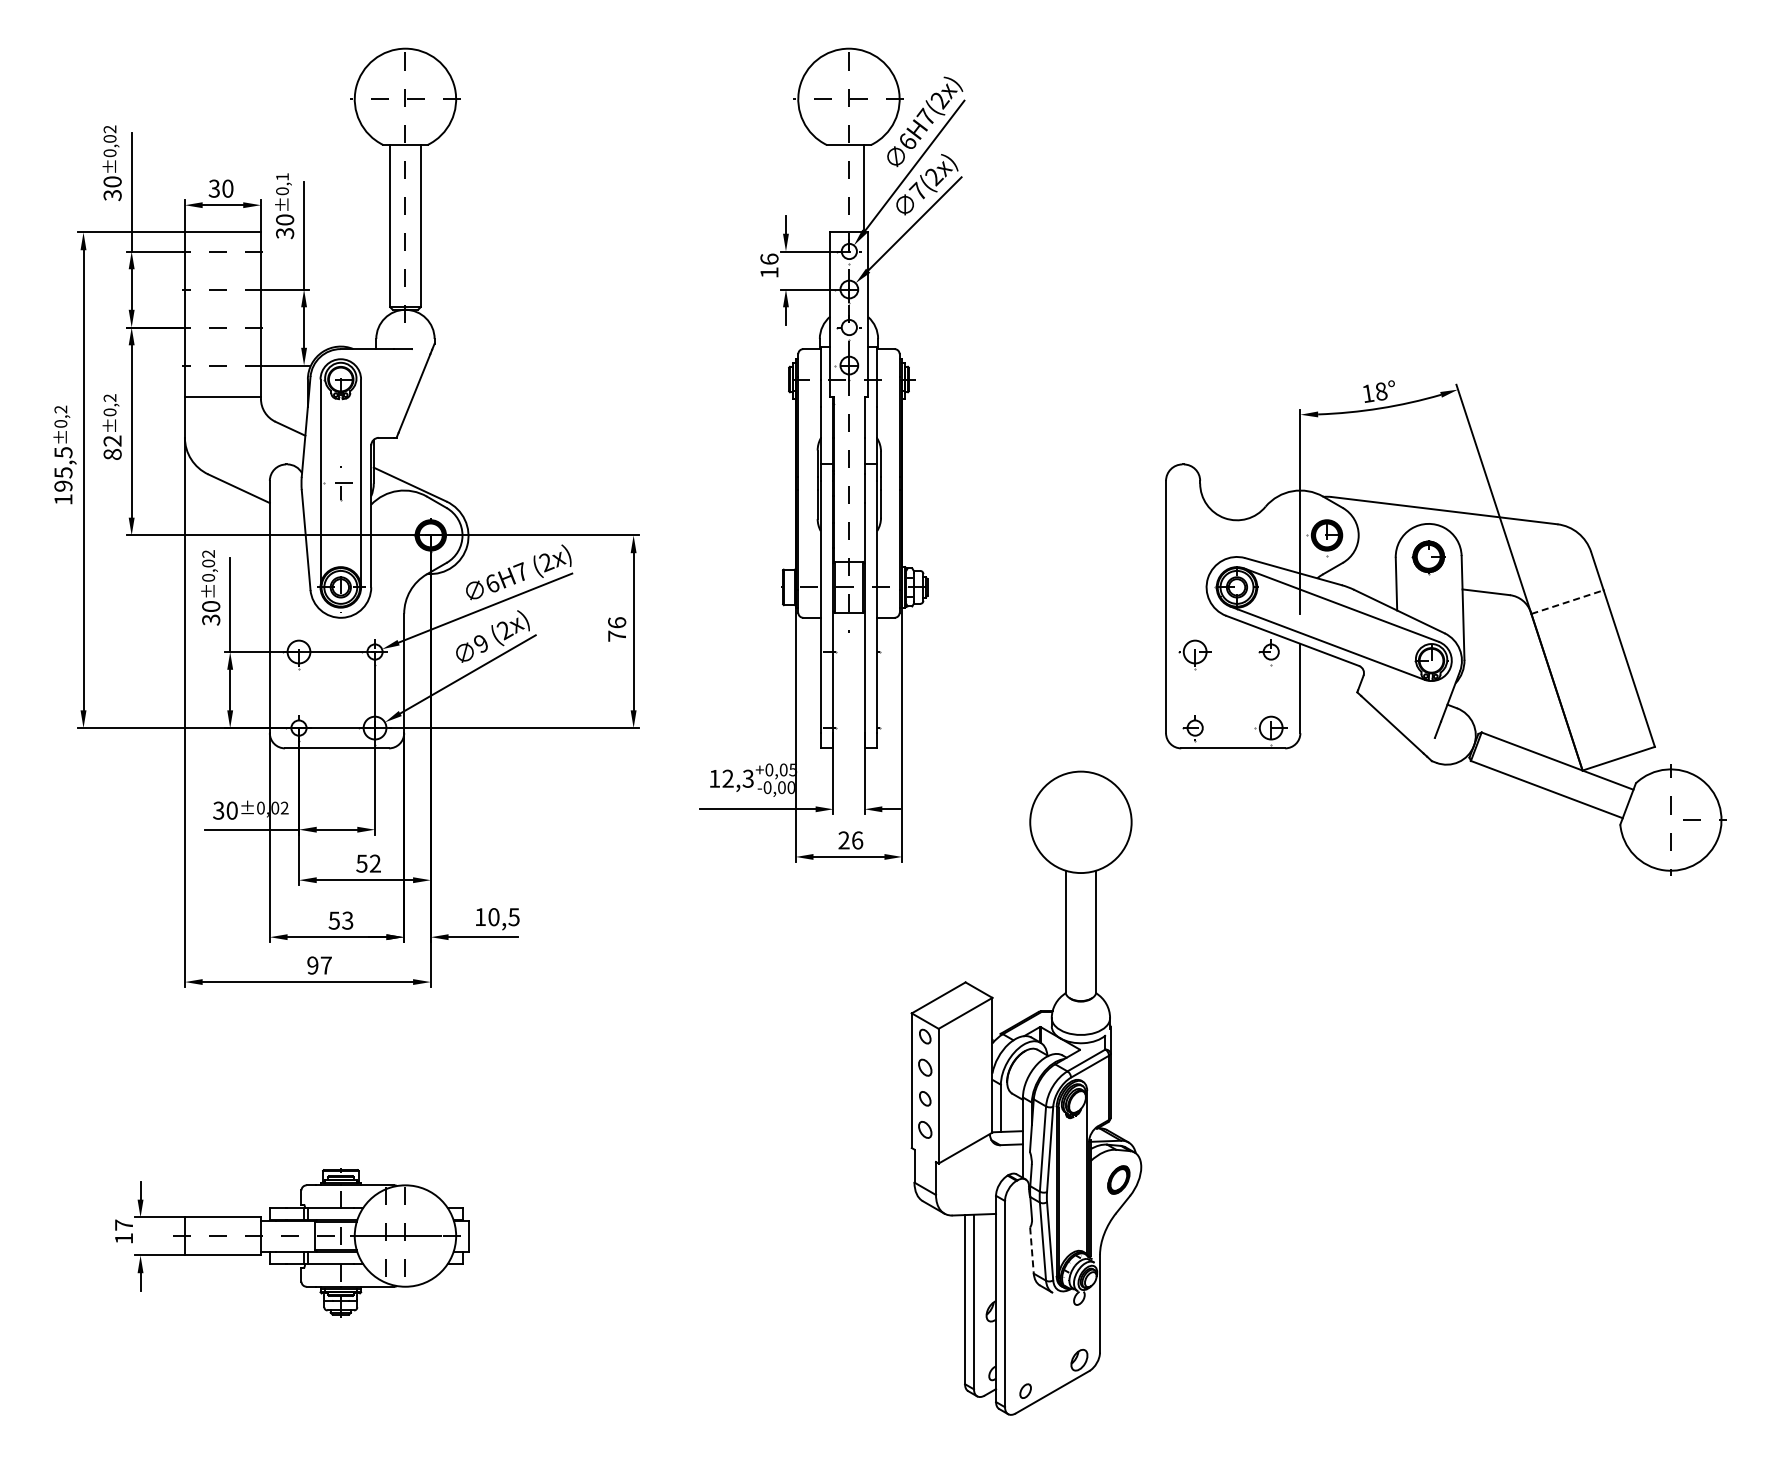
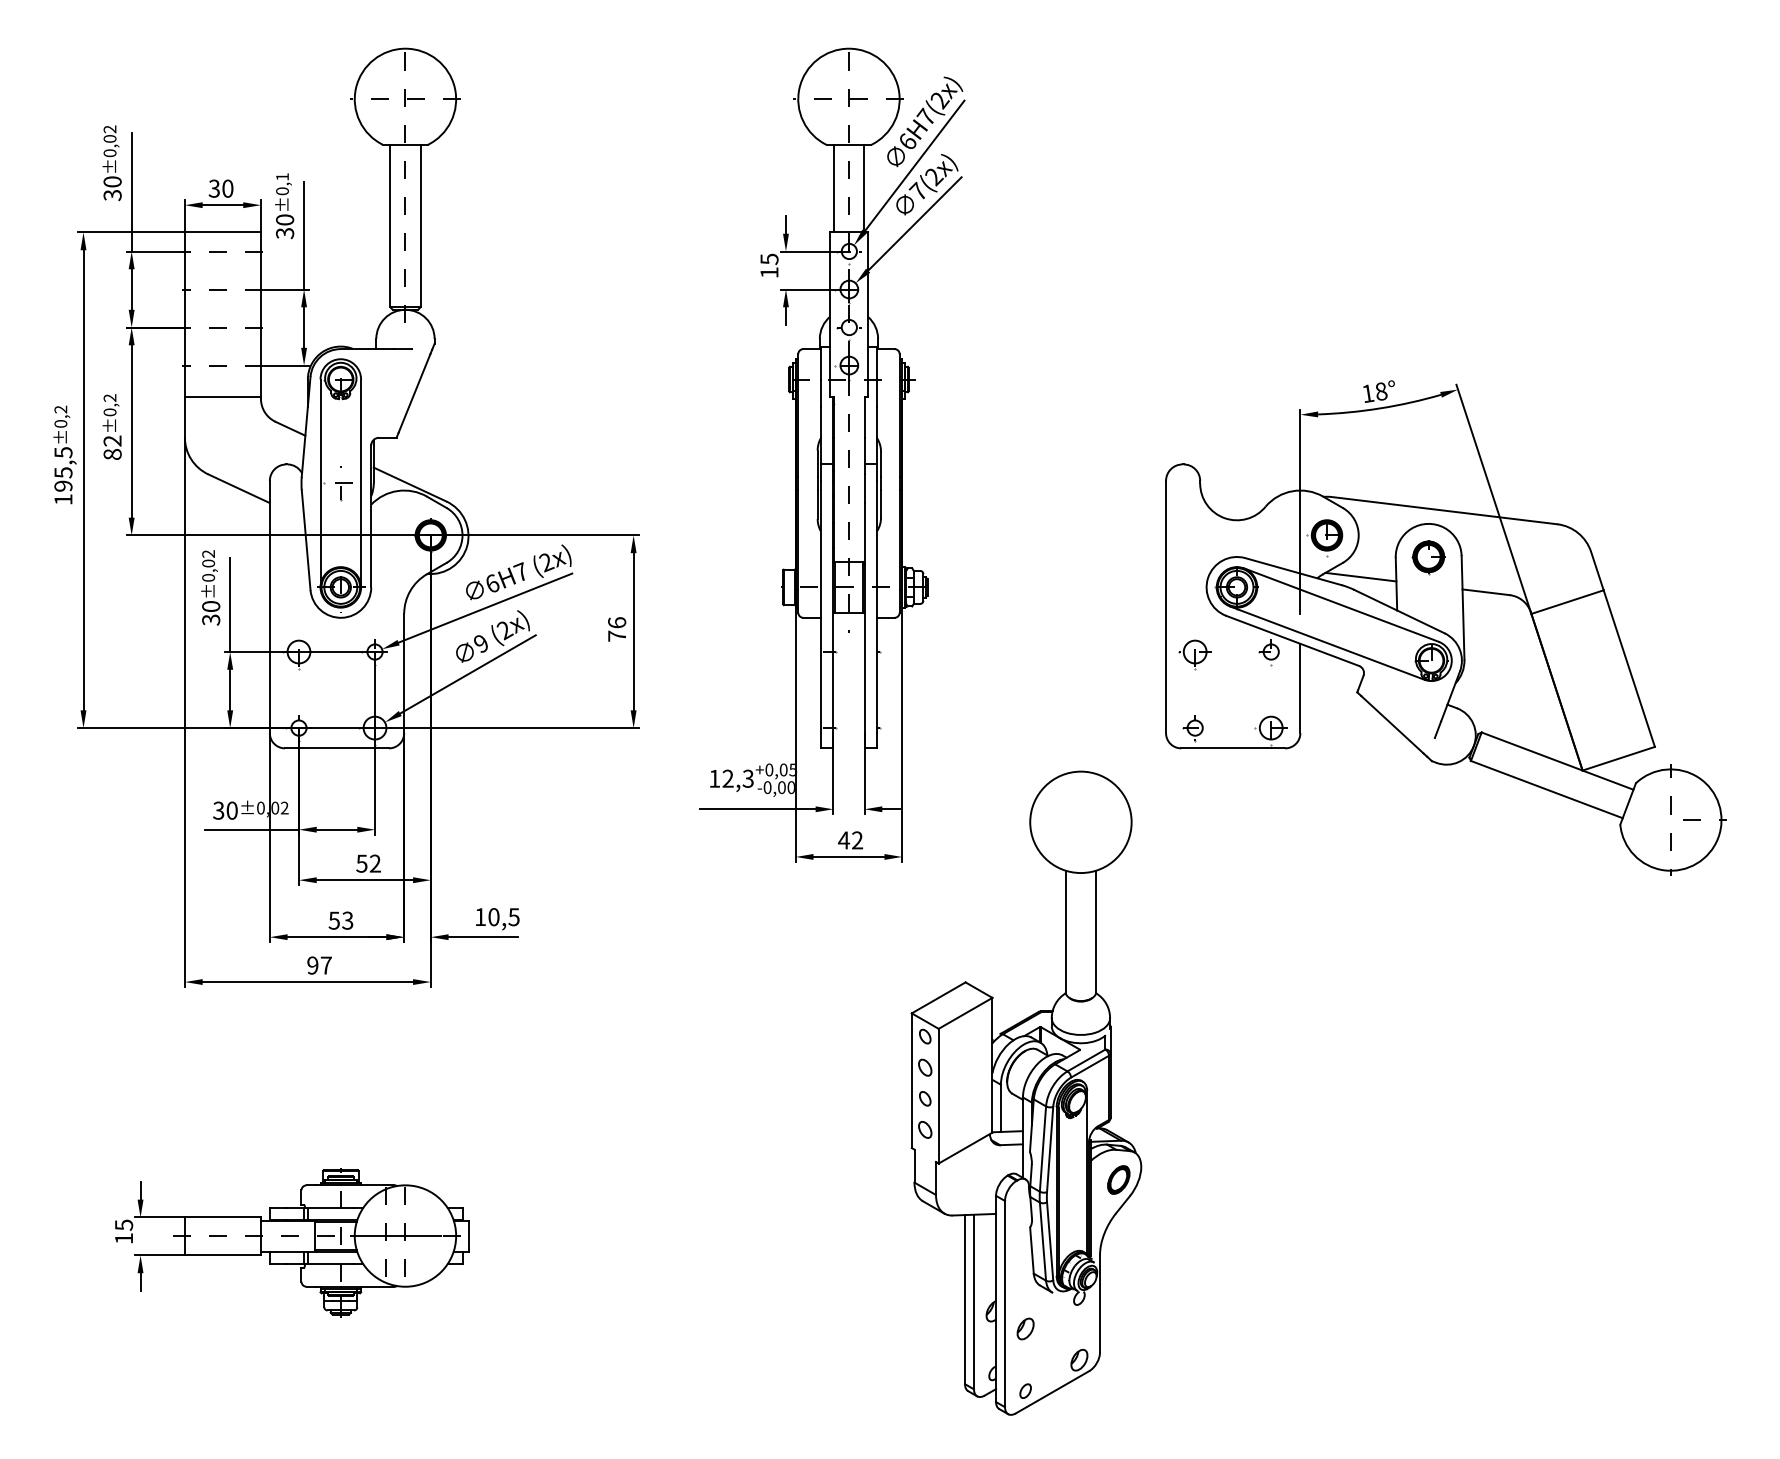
line: none -> present (833, 188)
text: 16 -> 15 (769, 259)
line: none -> present (1360, 576)
line: dashed -> solid (1568, 601)
text: 26 -> 42 (850, 840)
text: 17 -> 15 (124, 1224)
line: dashed -> solid (1032, 1251)
part: none -> present (1025, 1328)
